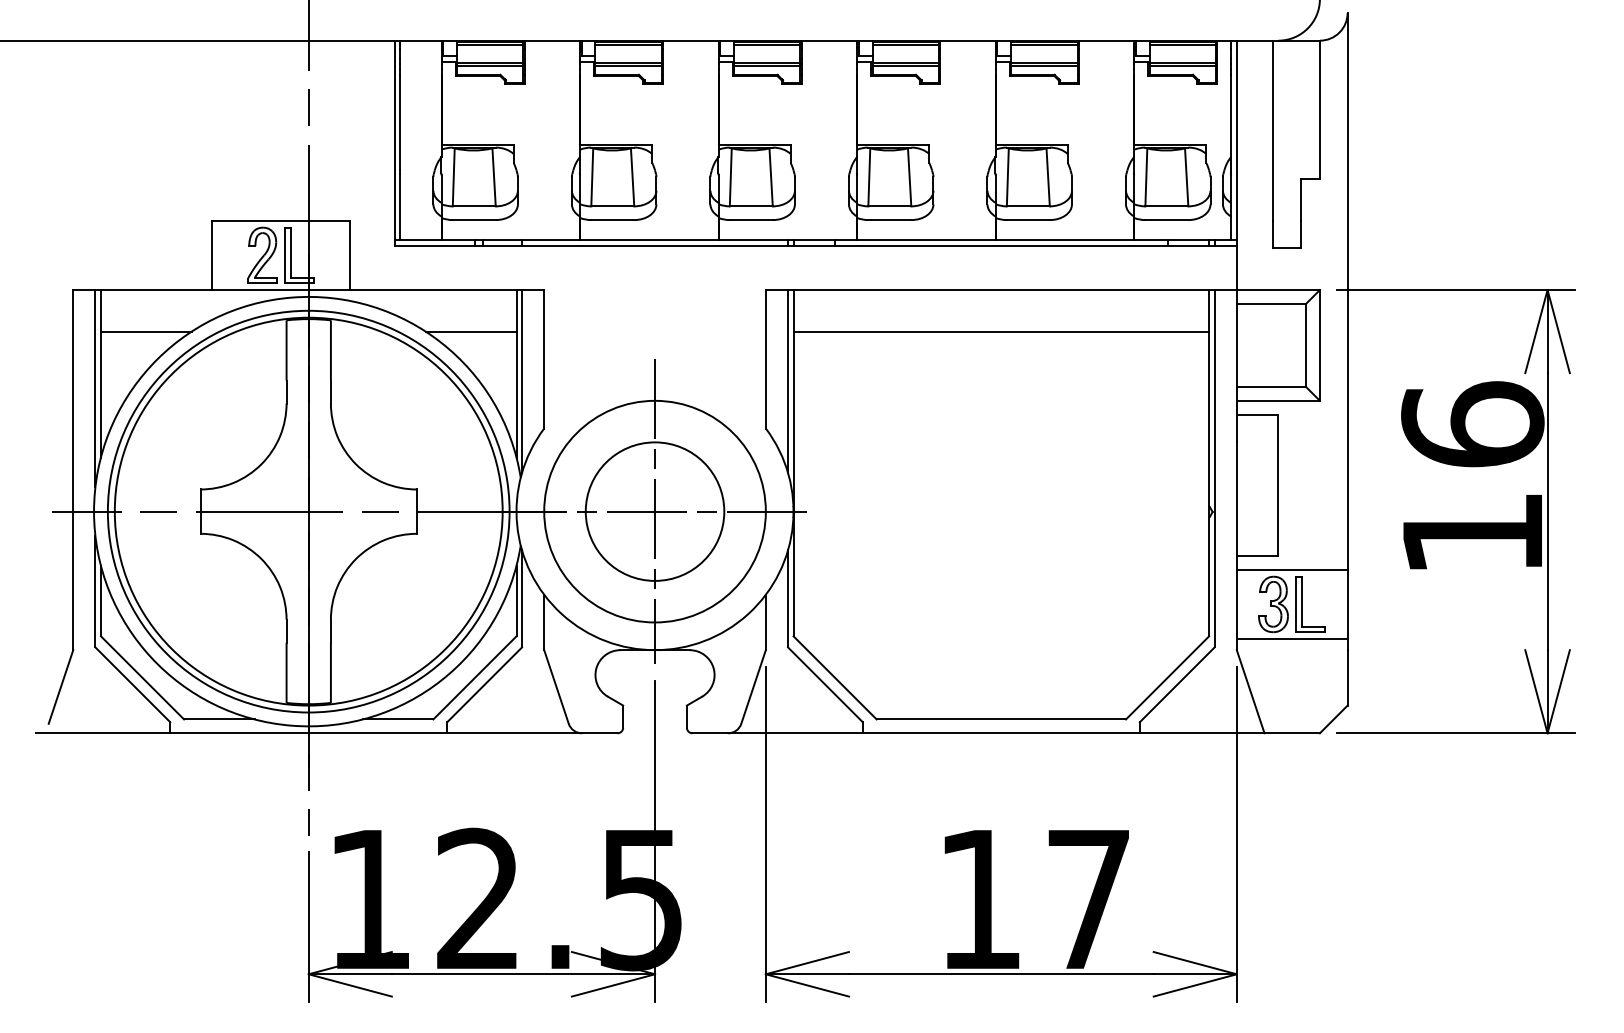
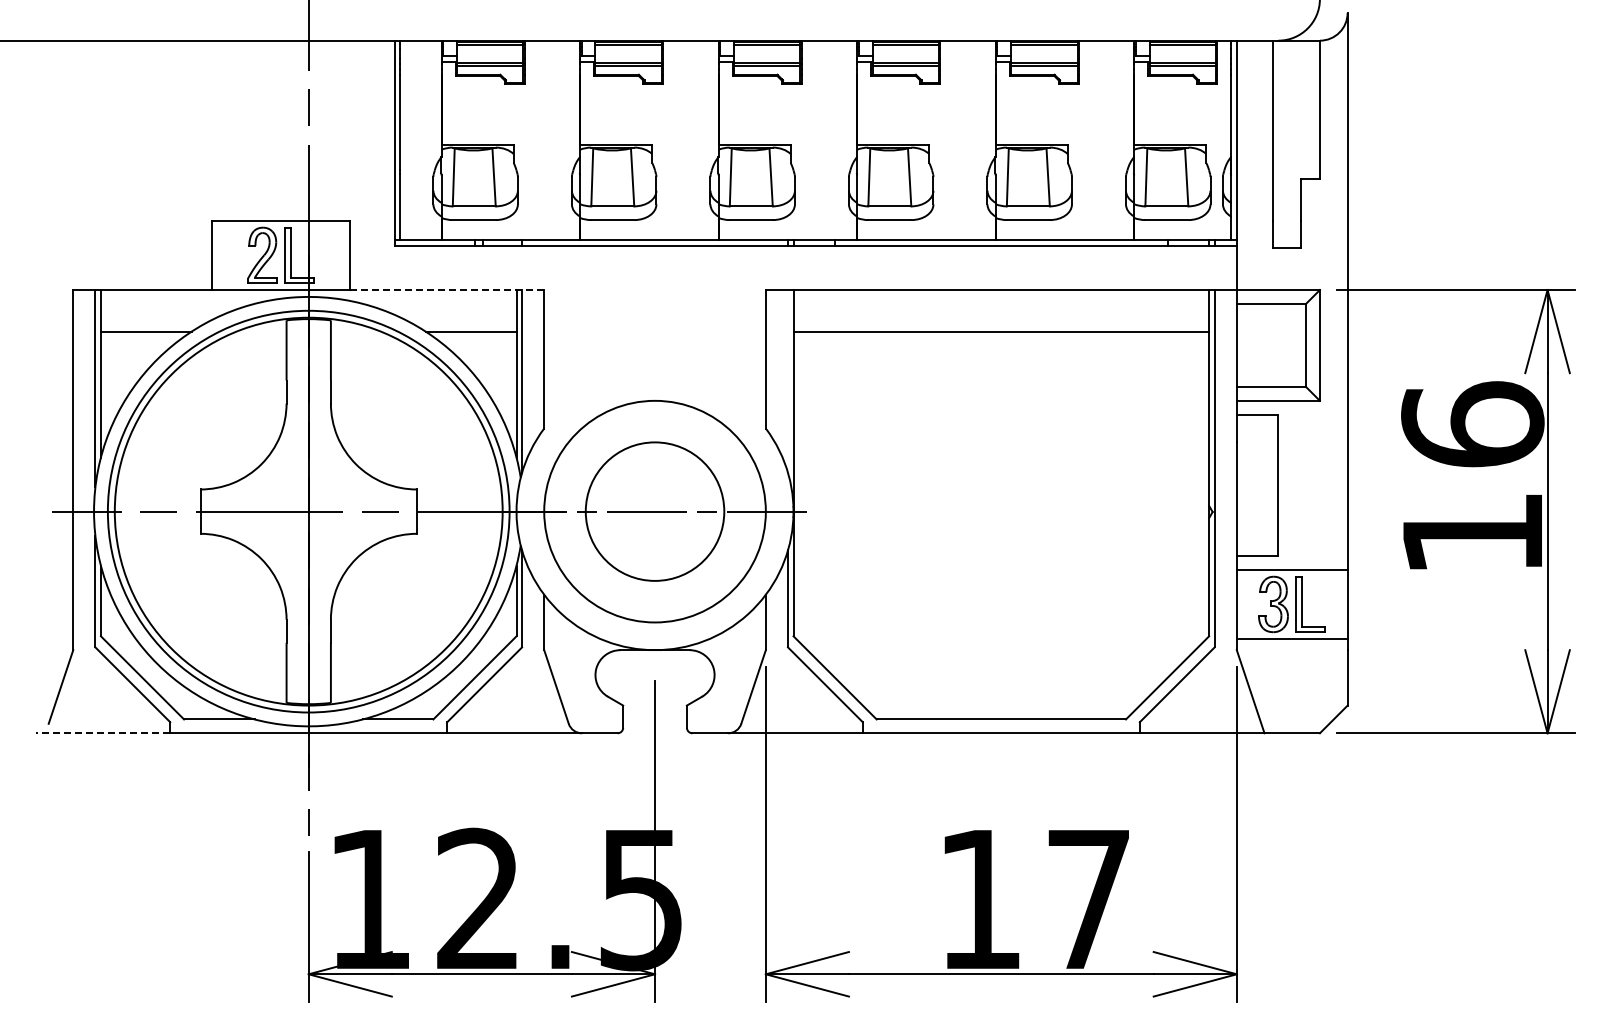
line: solid -> dashed (447, 290)
line: present -> none (788, 381)
line: present -> none (655, 511)
line: solid -> dashed (102, 733)
